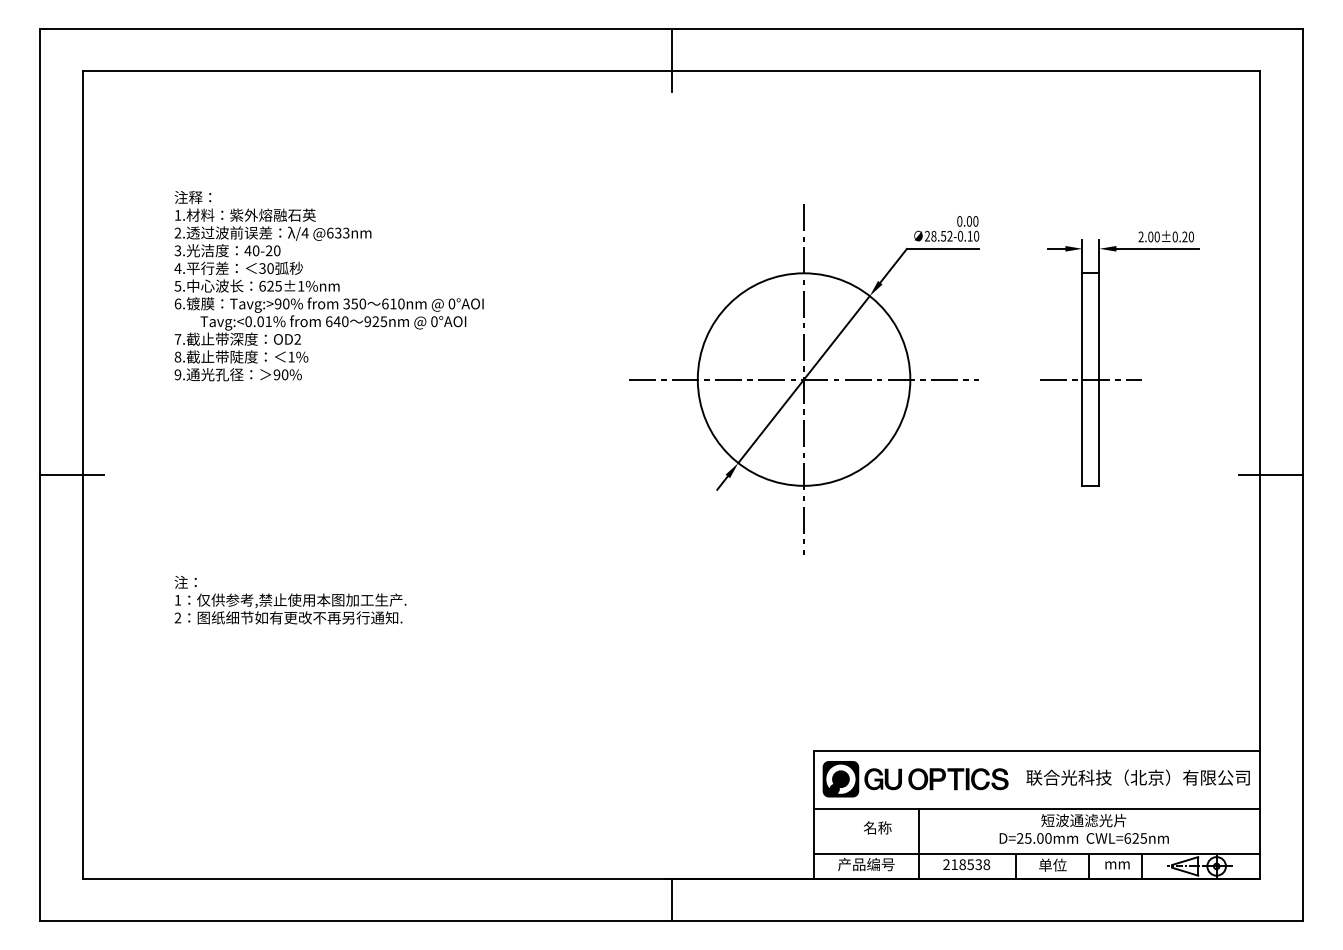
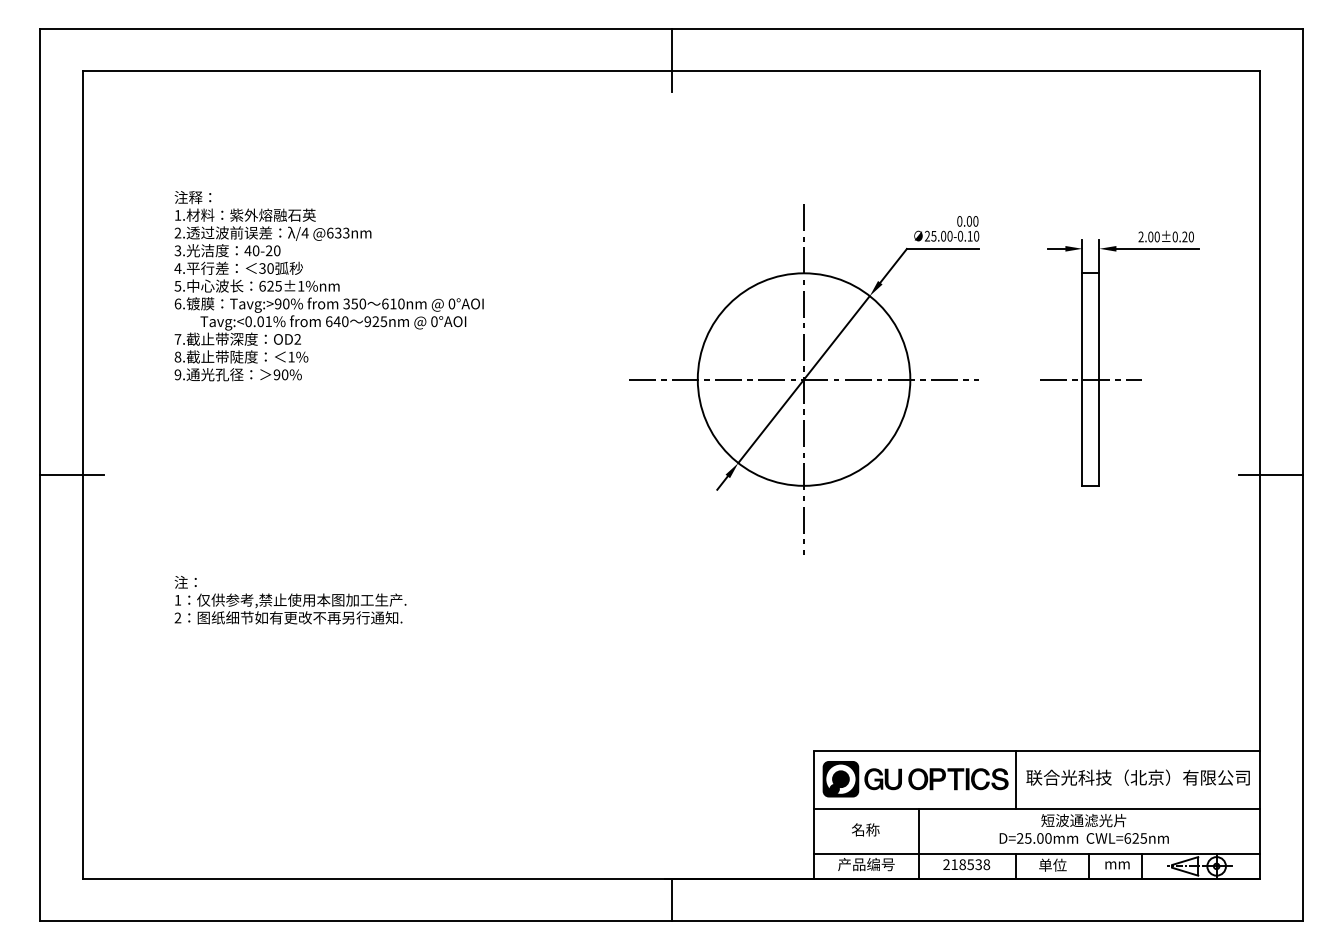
text: 28.52 -> 25.00 (941, 235)
line: none -> present (1016, 779)
text position: (877, 827) -> (865, 829) (865, 829)
